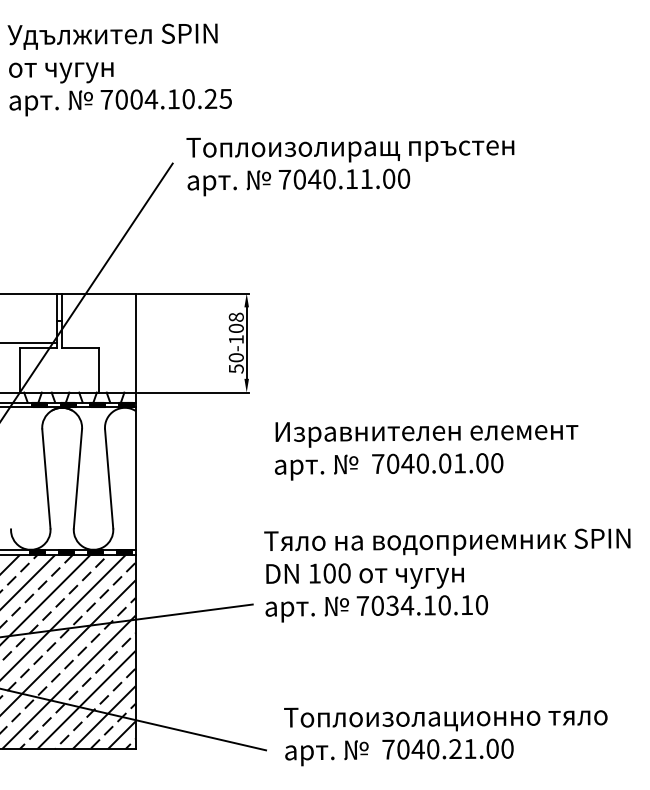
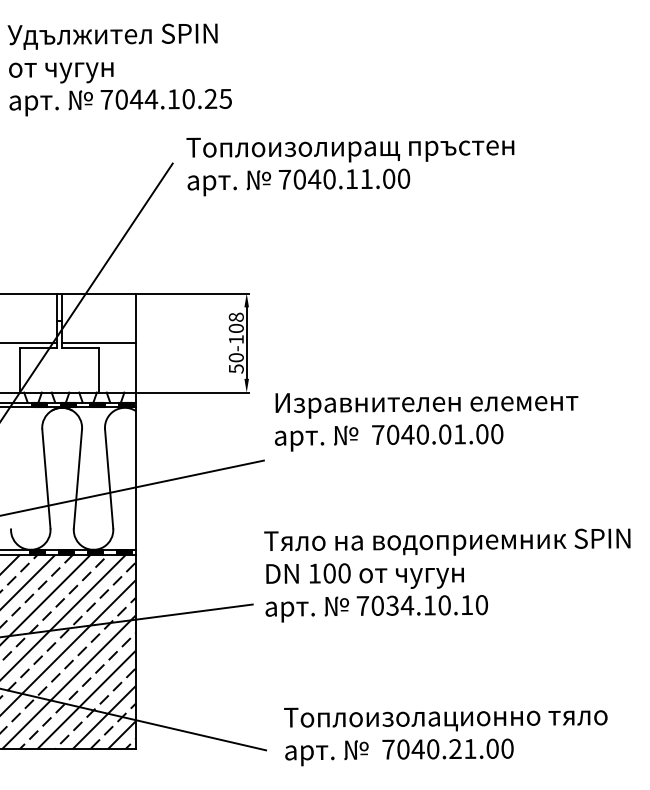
text: 7004.10.25 -> 7044.10.25 (136, 99)
line: none -> present (98, 342)
text position: (426, 451) -> (426, 422) (426, 422)
line: none -> present (132, 487)
